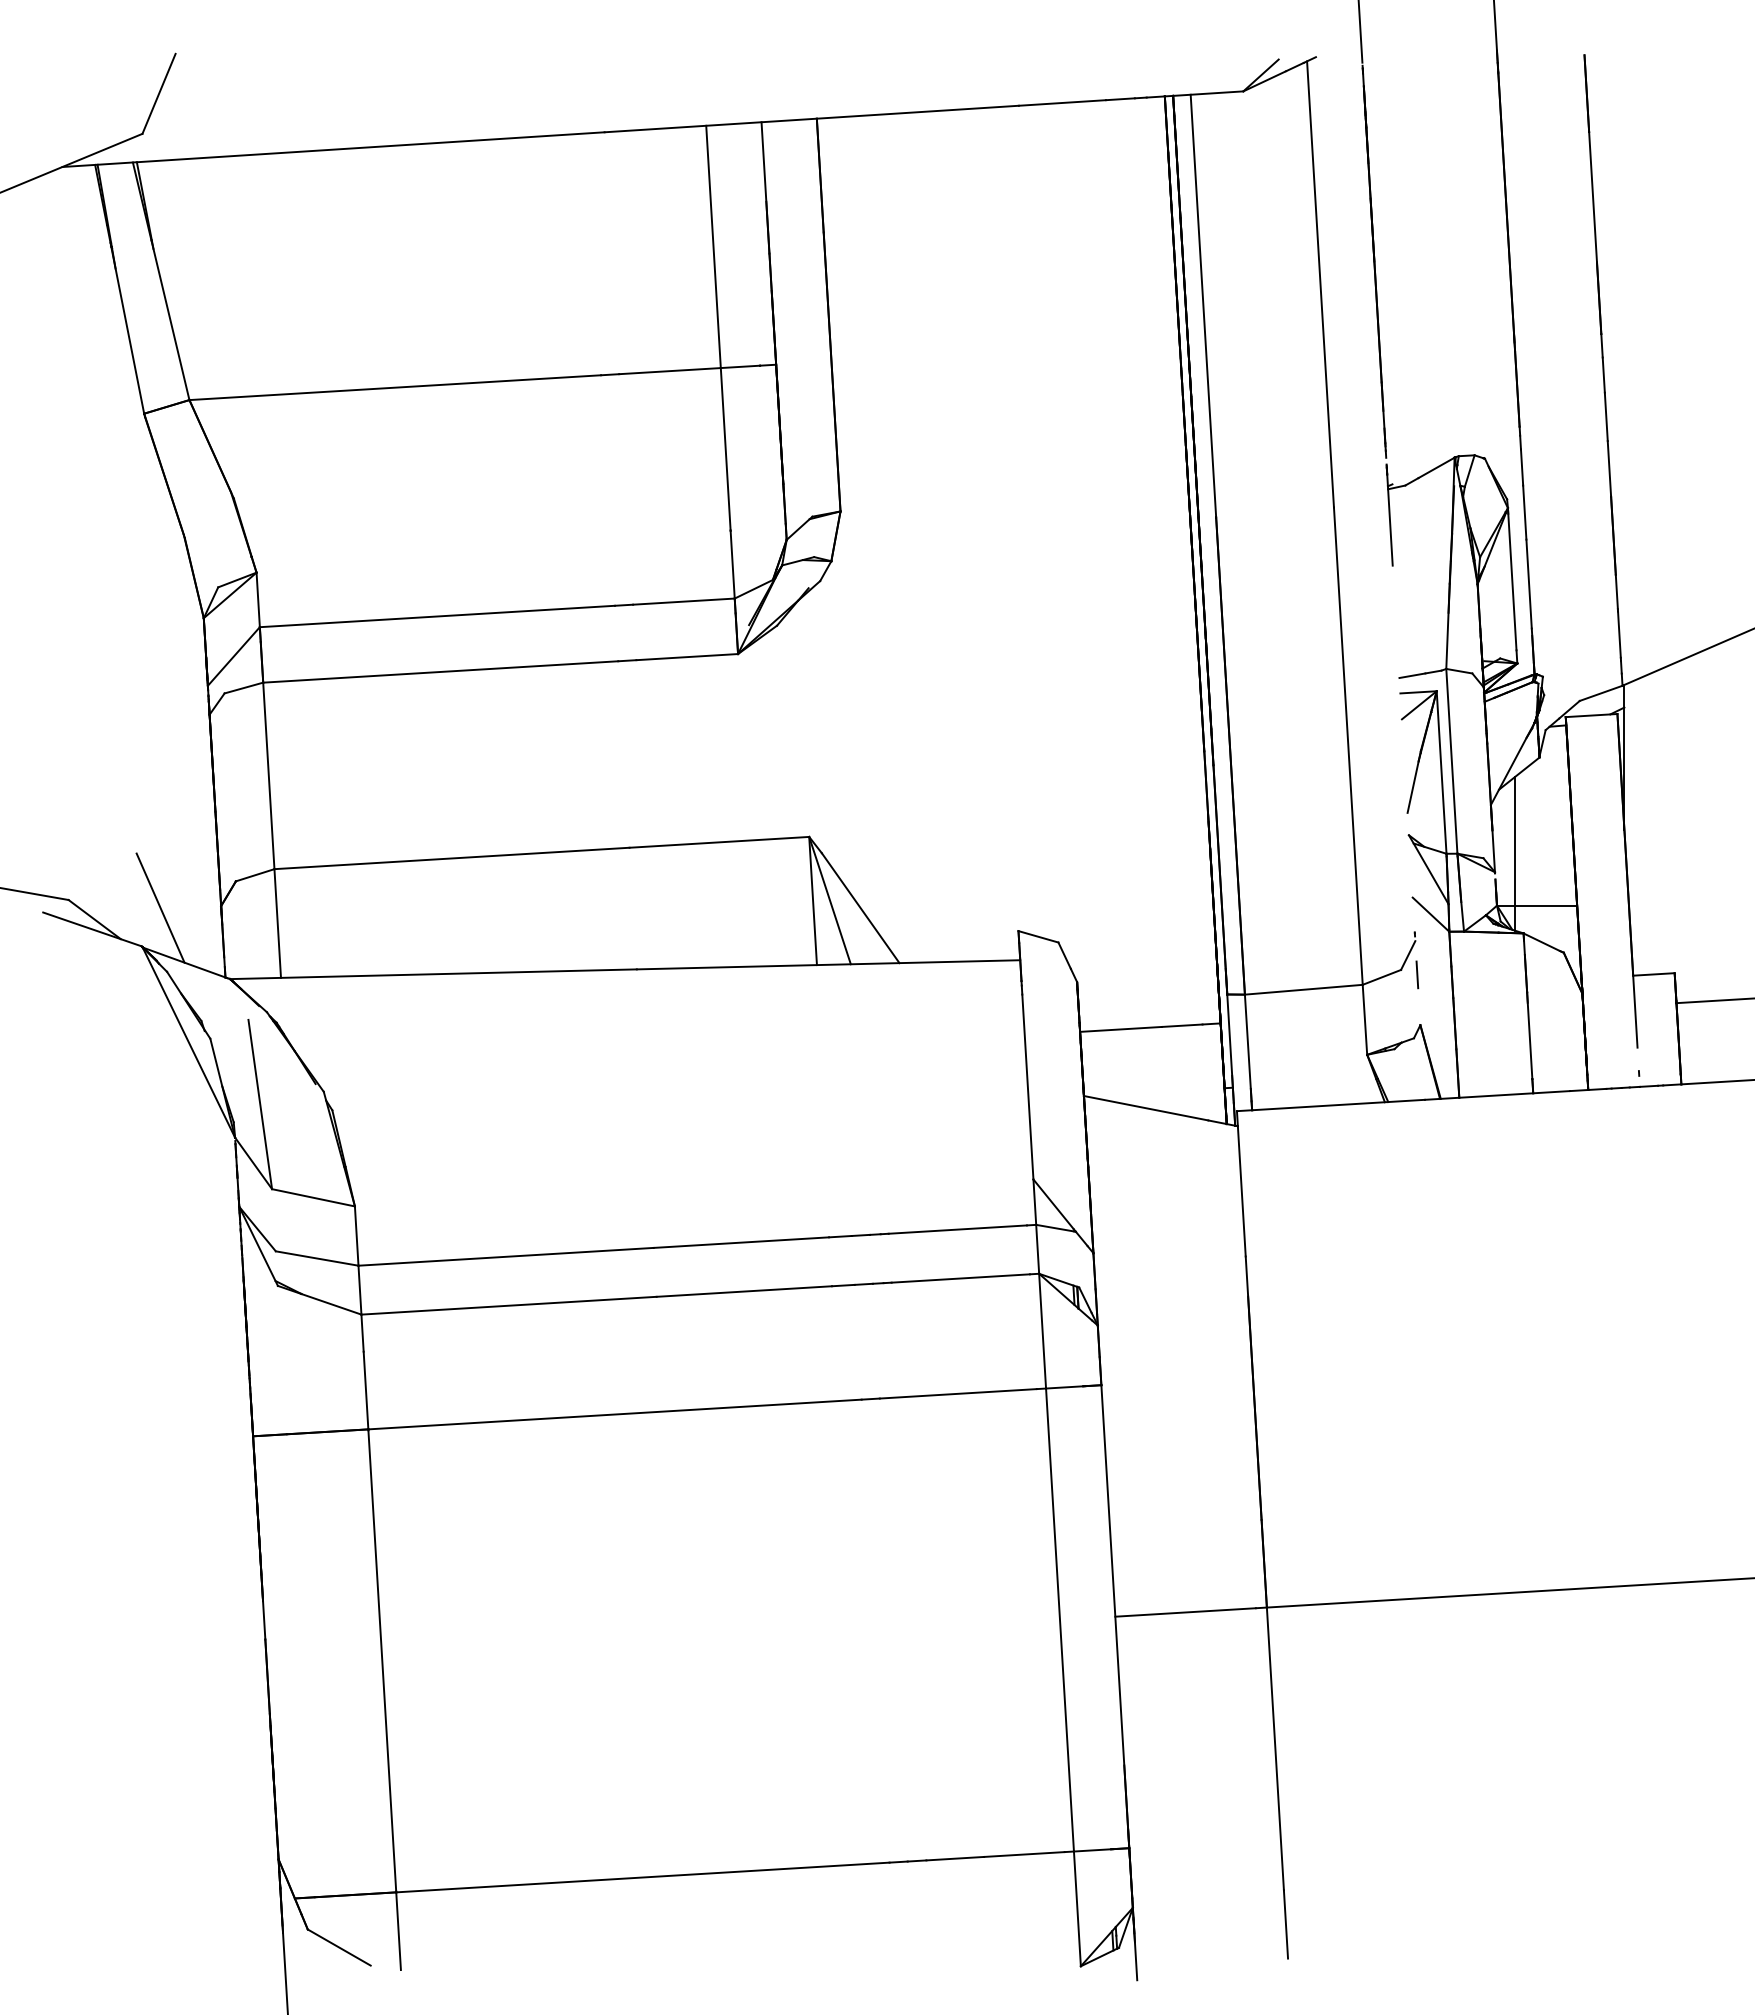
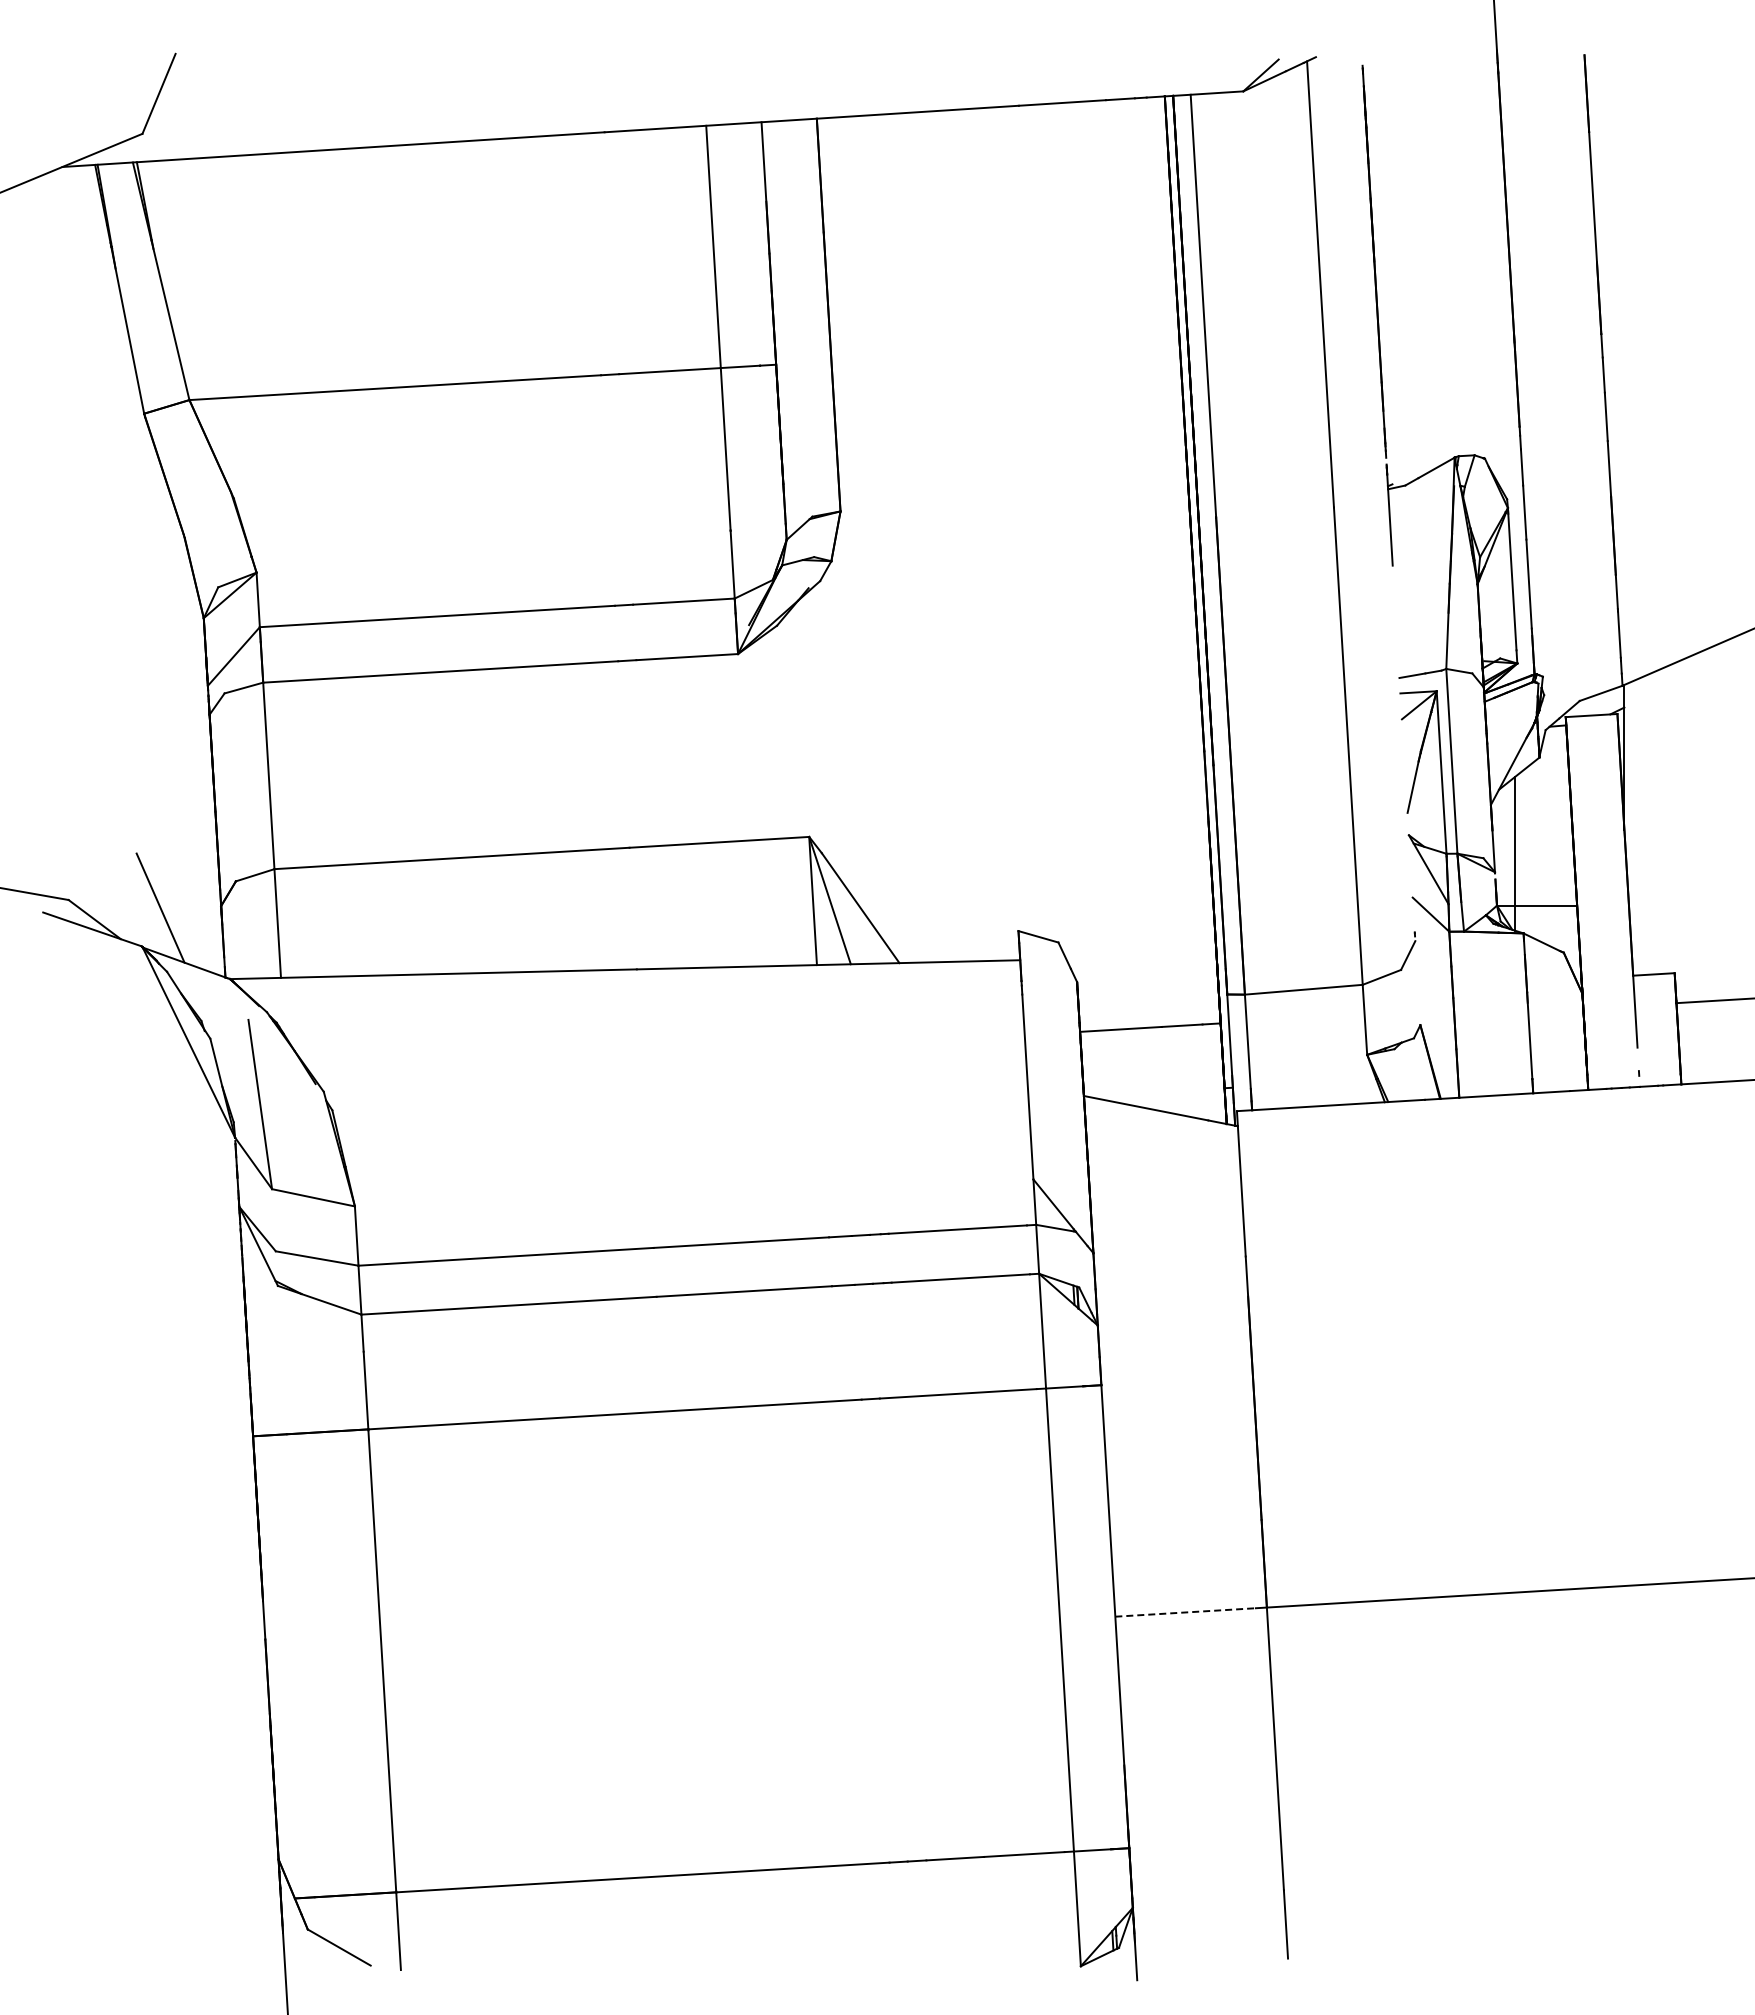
line: present -> none (1360, 32)
line: present -> none (1417, 974)
line: solid -> dashed (1186, 1612)
